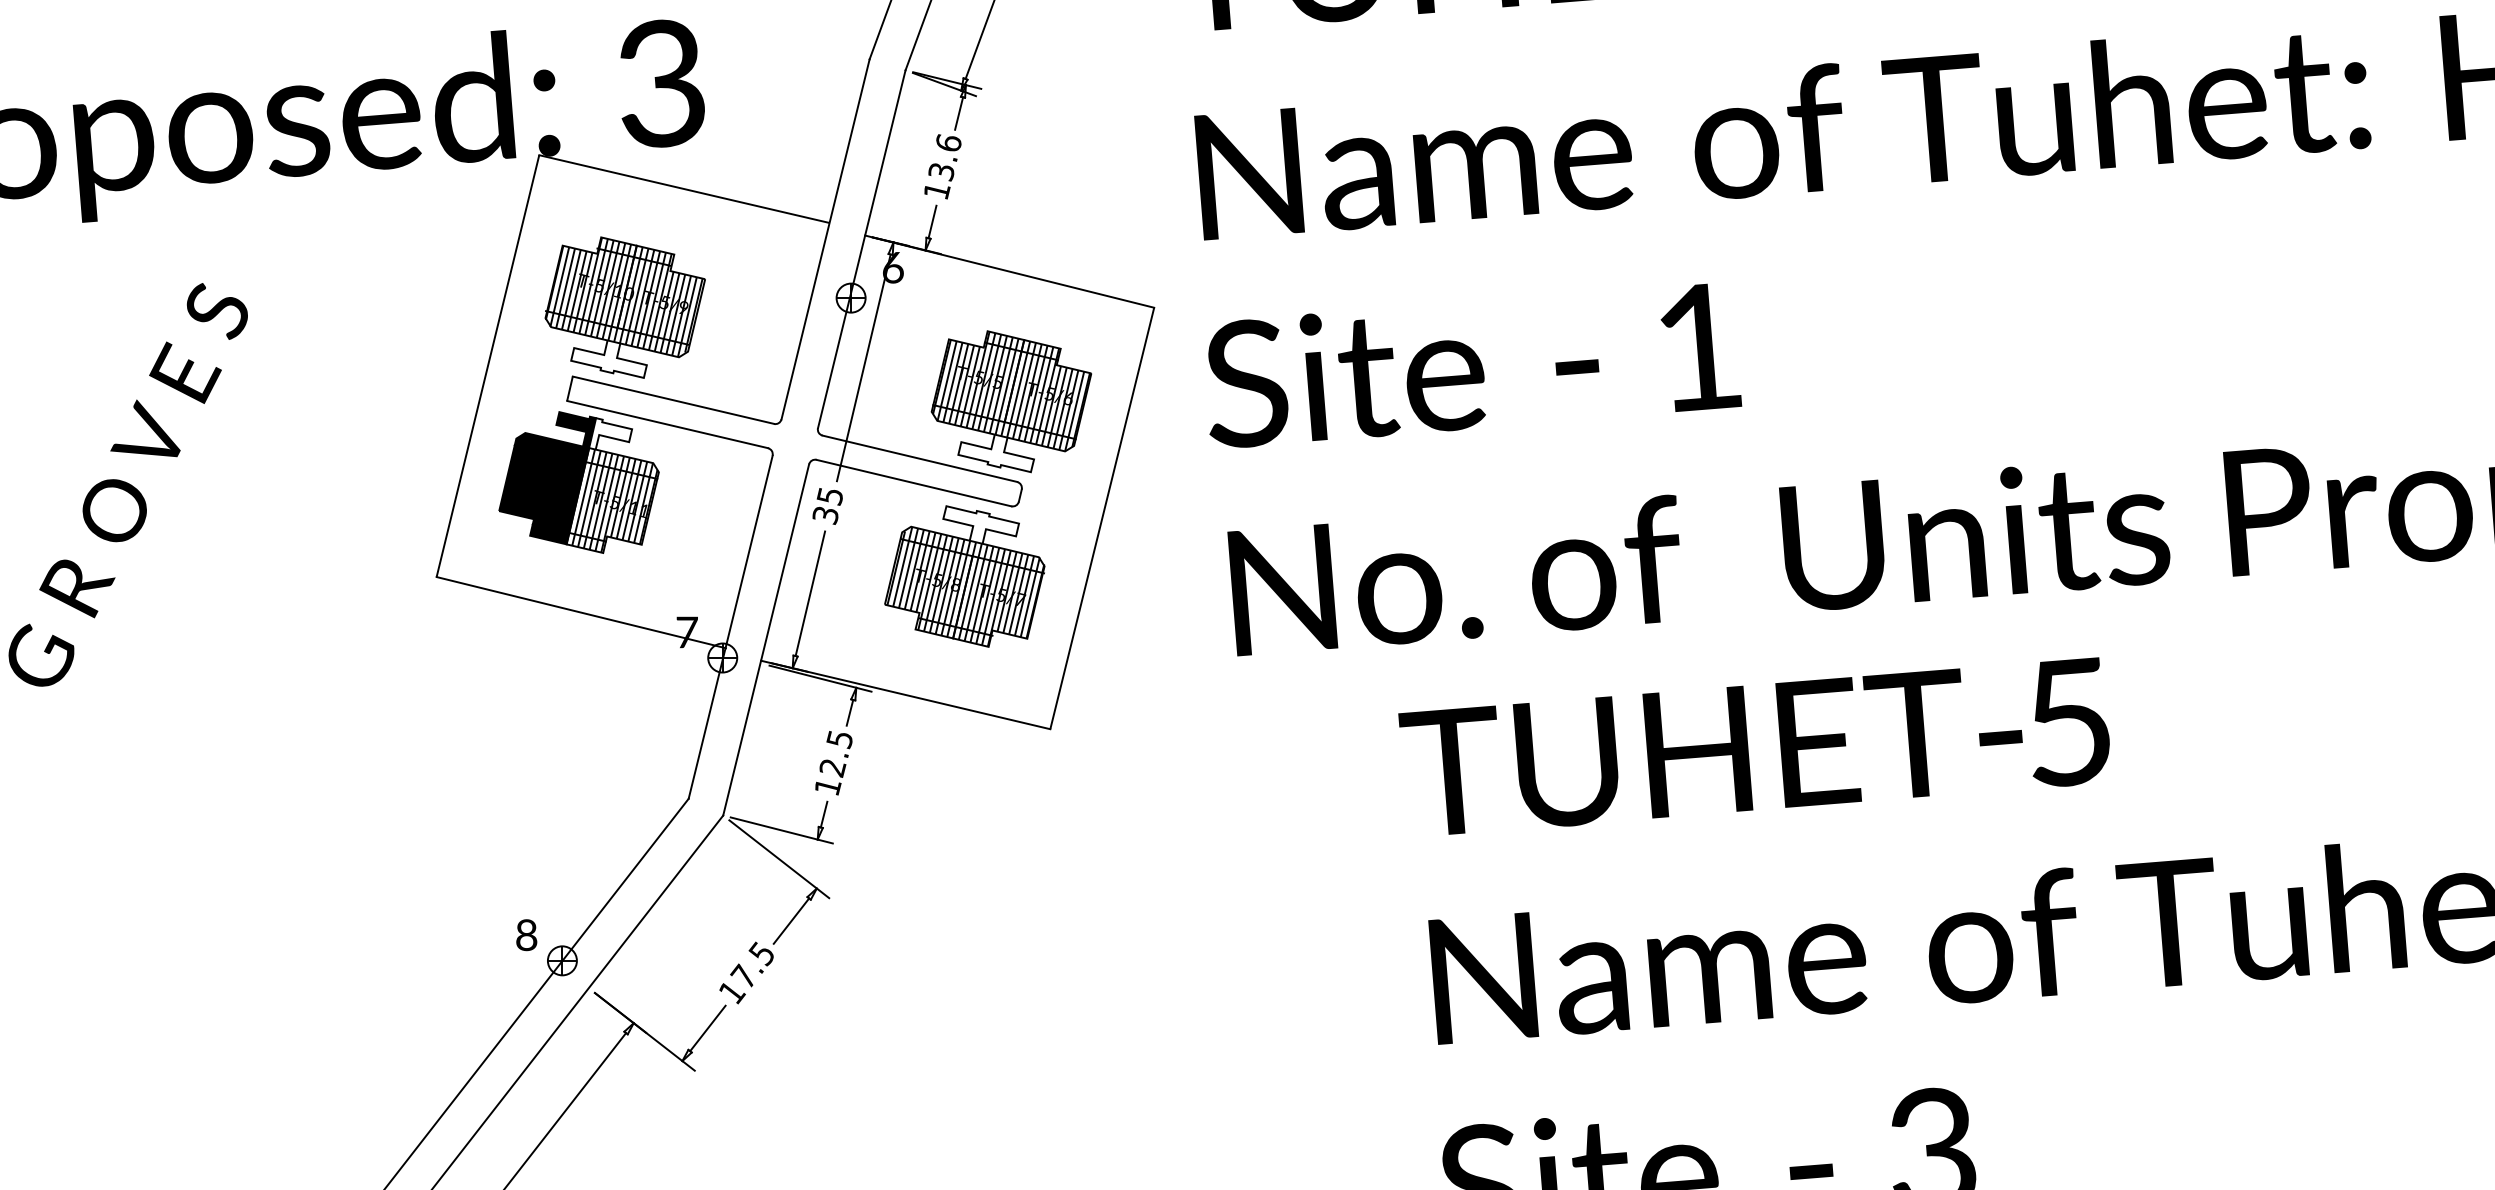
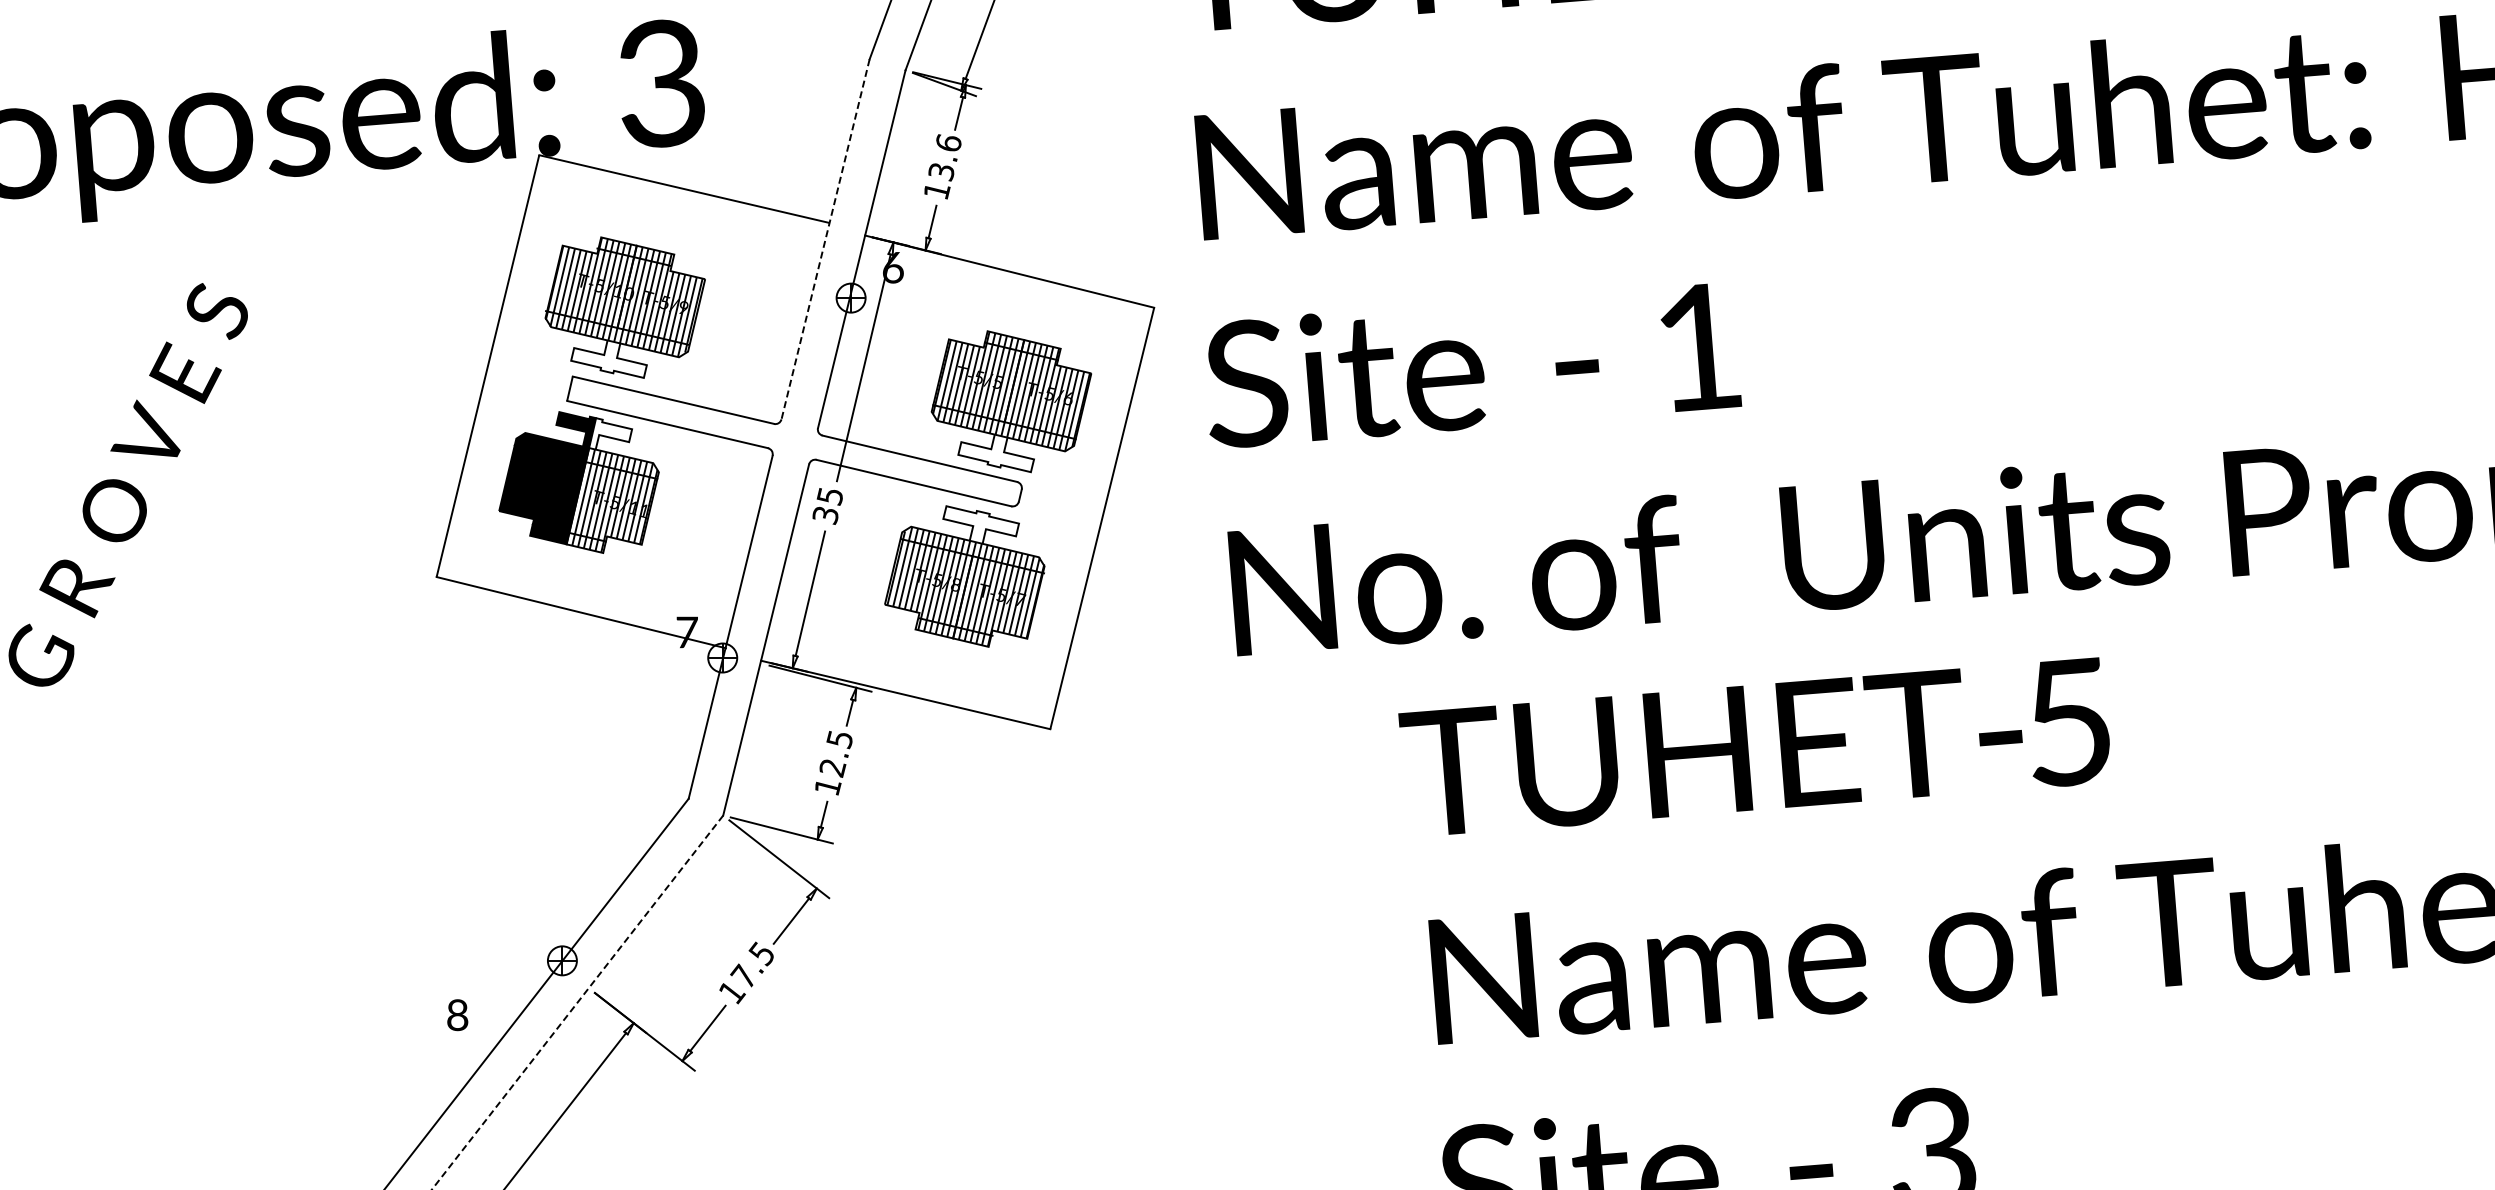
line: solid -> dashed (825, 239)
text position: (526, 935) -> (457, 1015) (457, 1015)
line: solid -> dashed (577, 1002)
